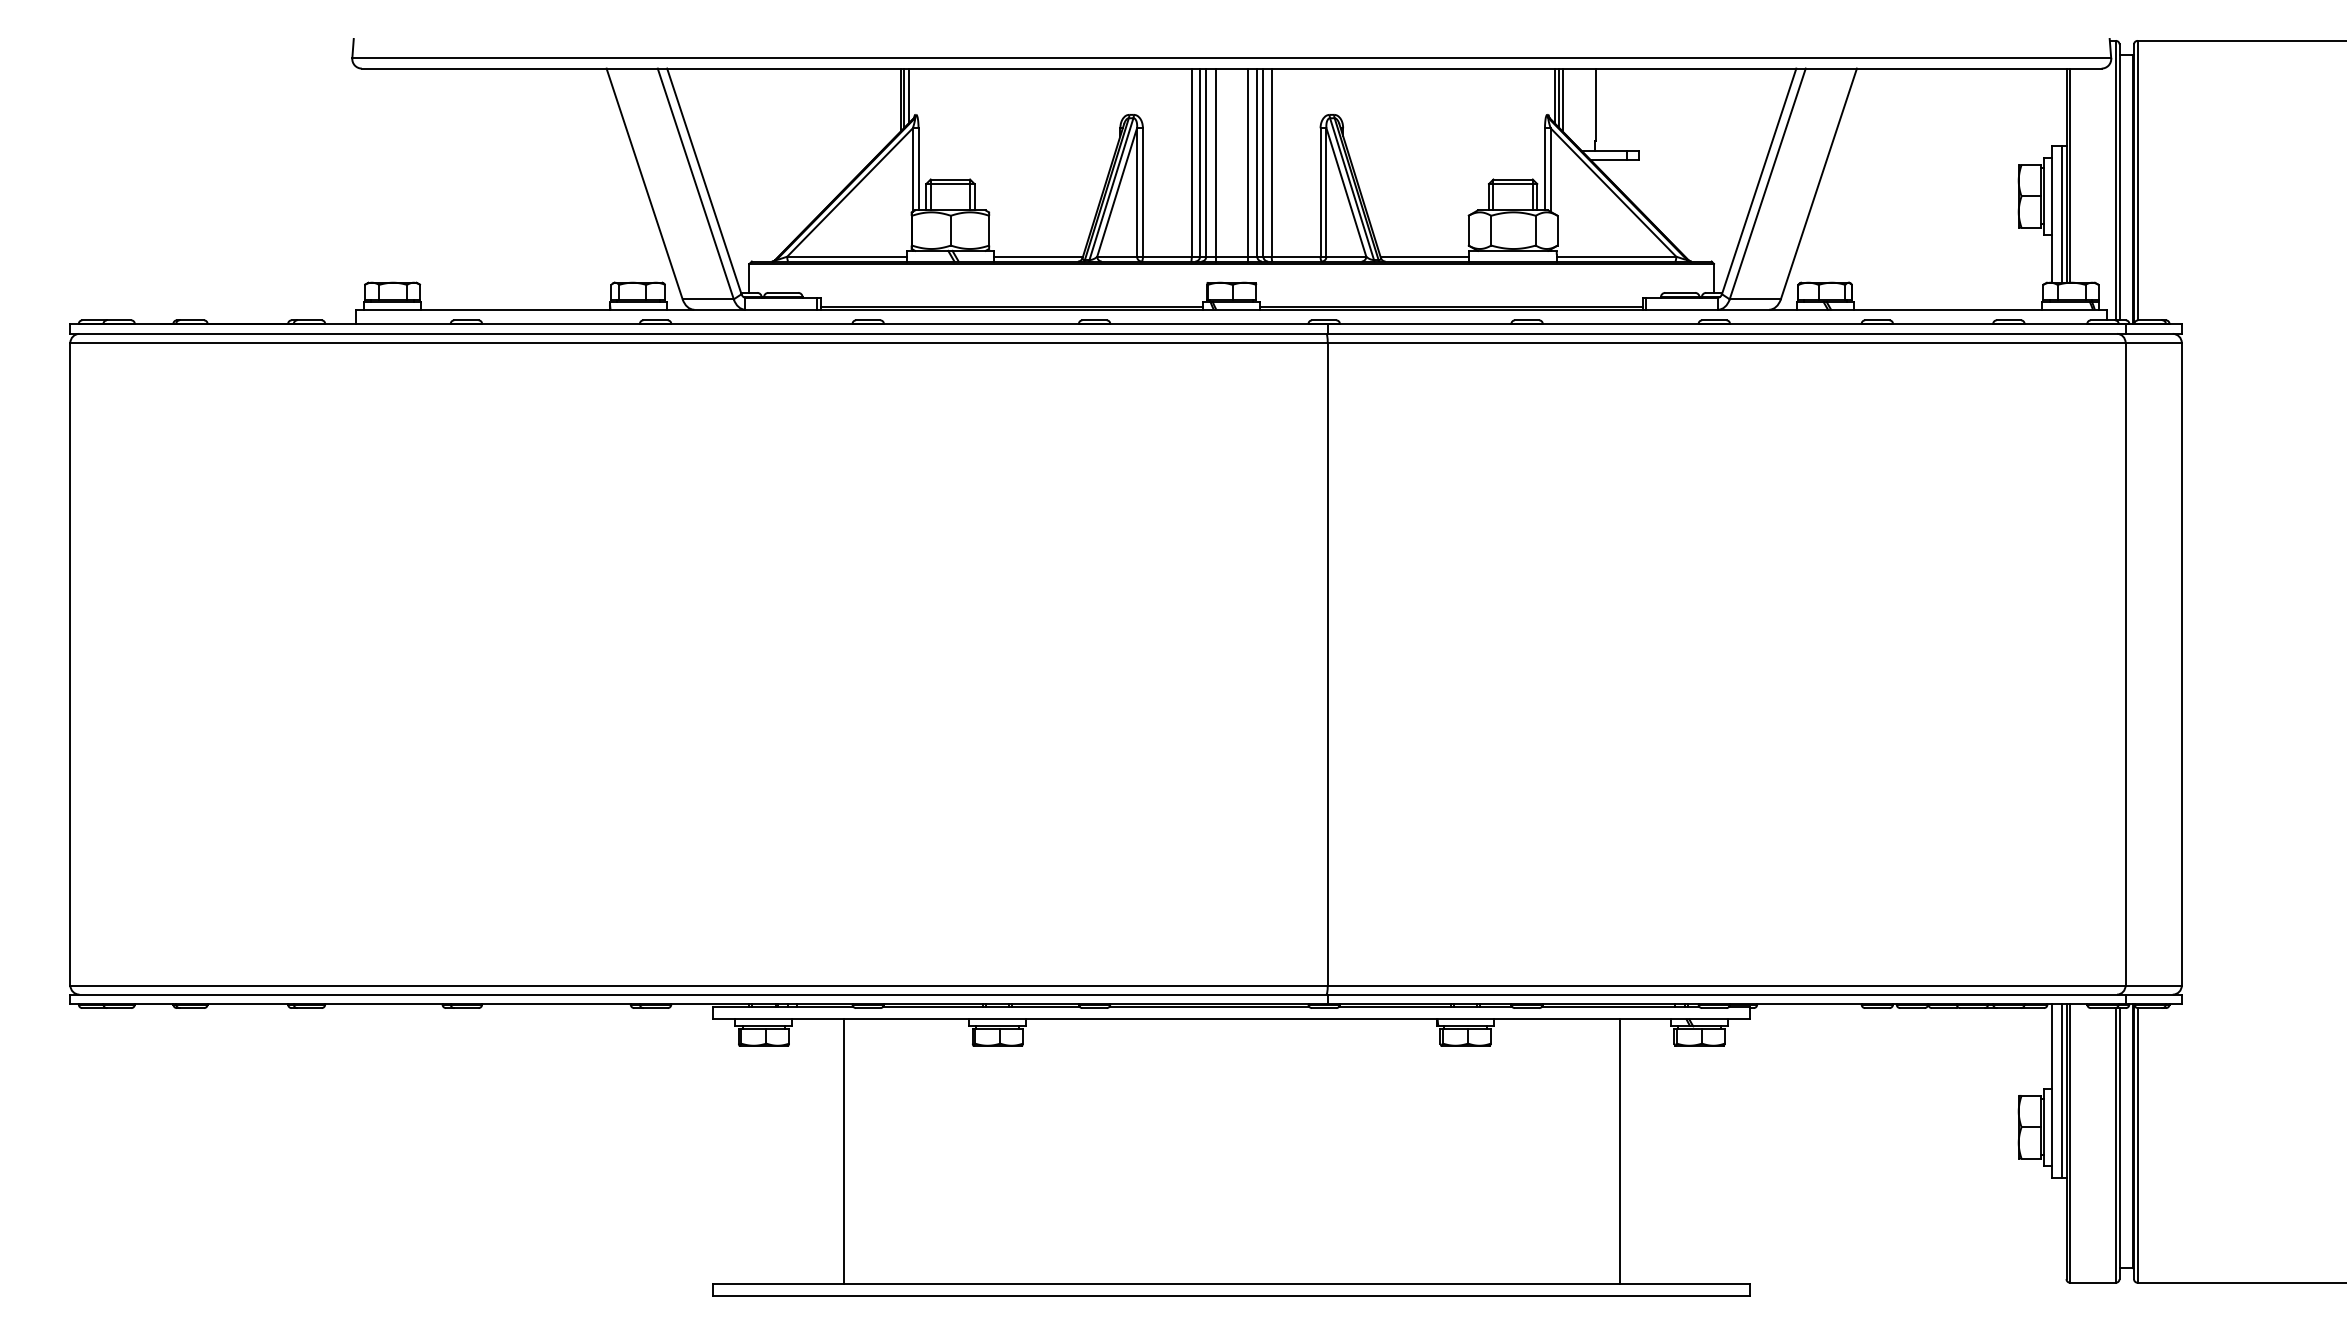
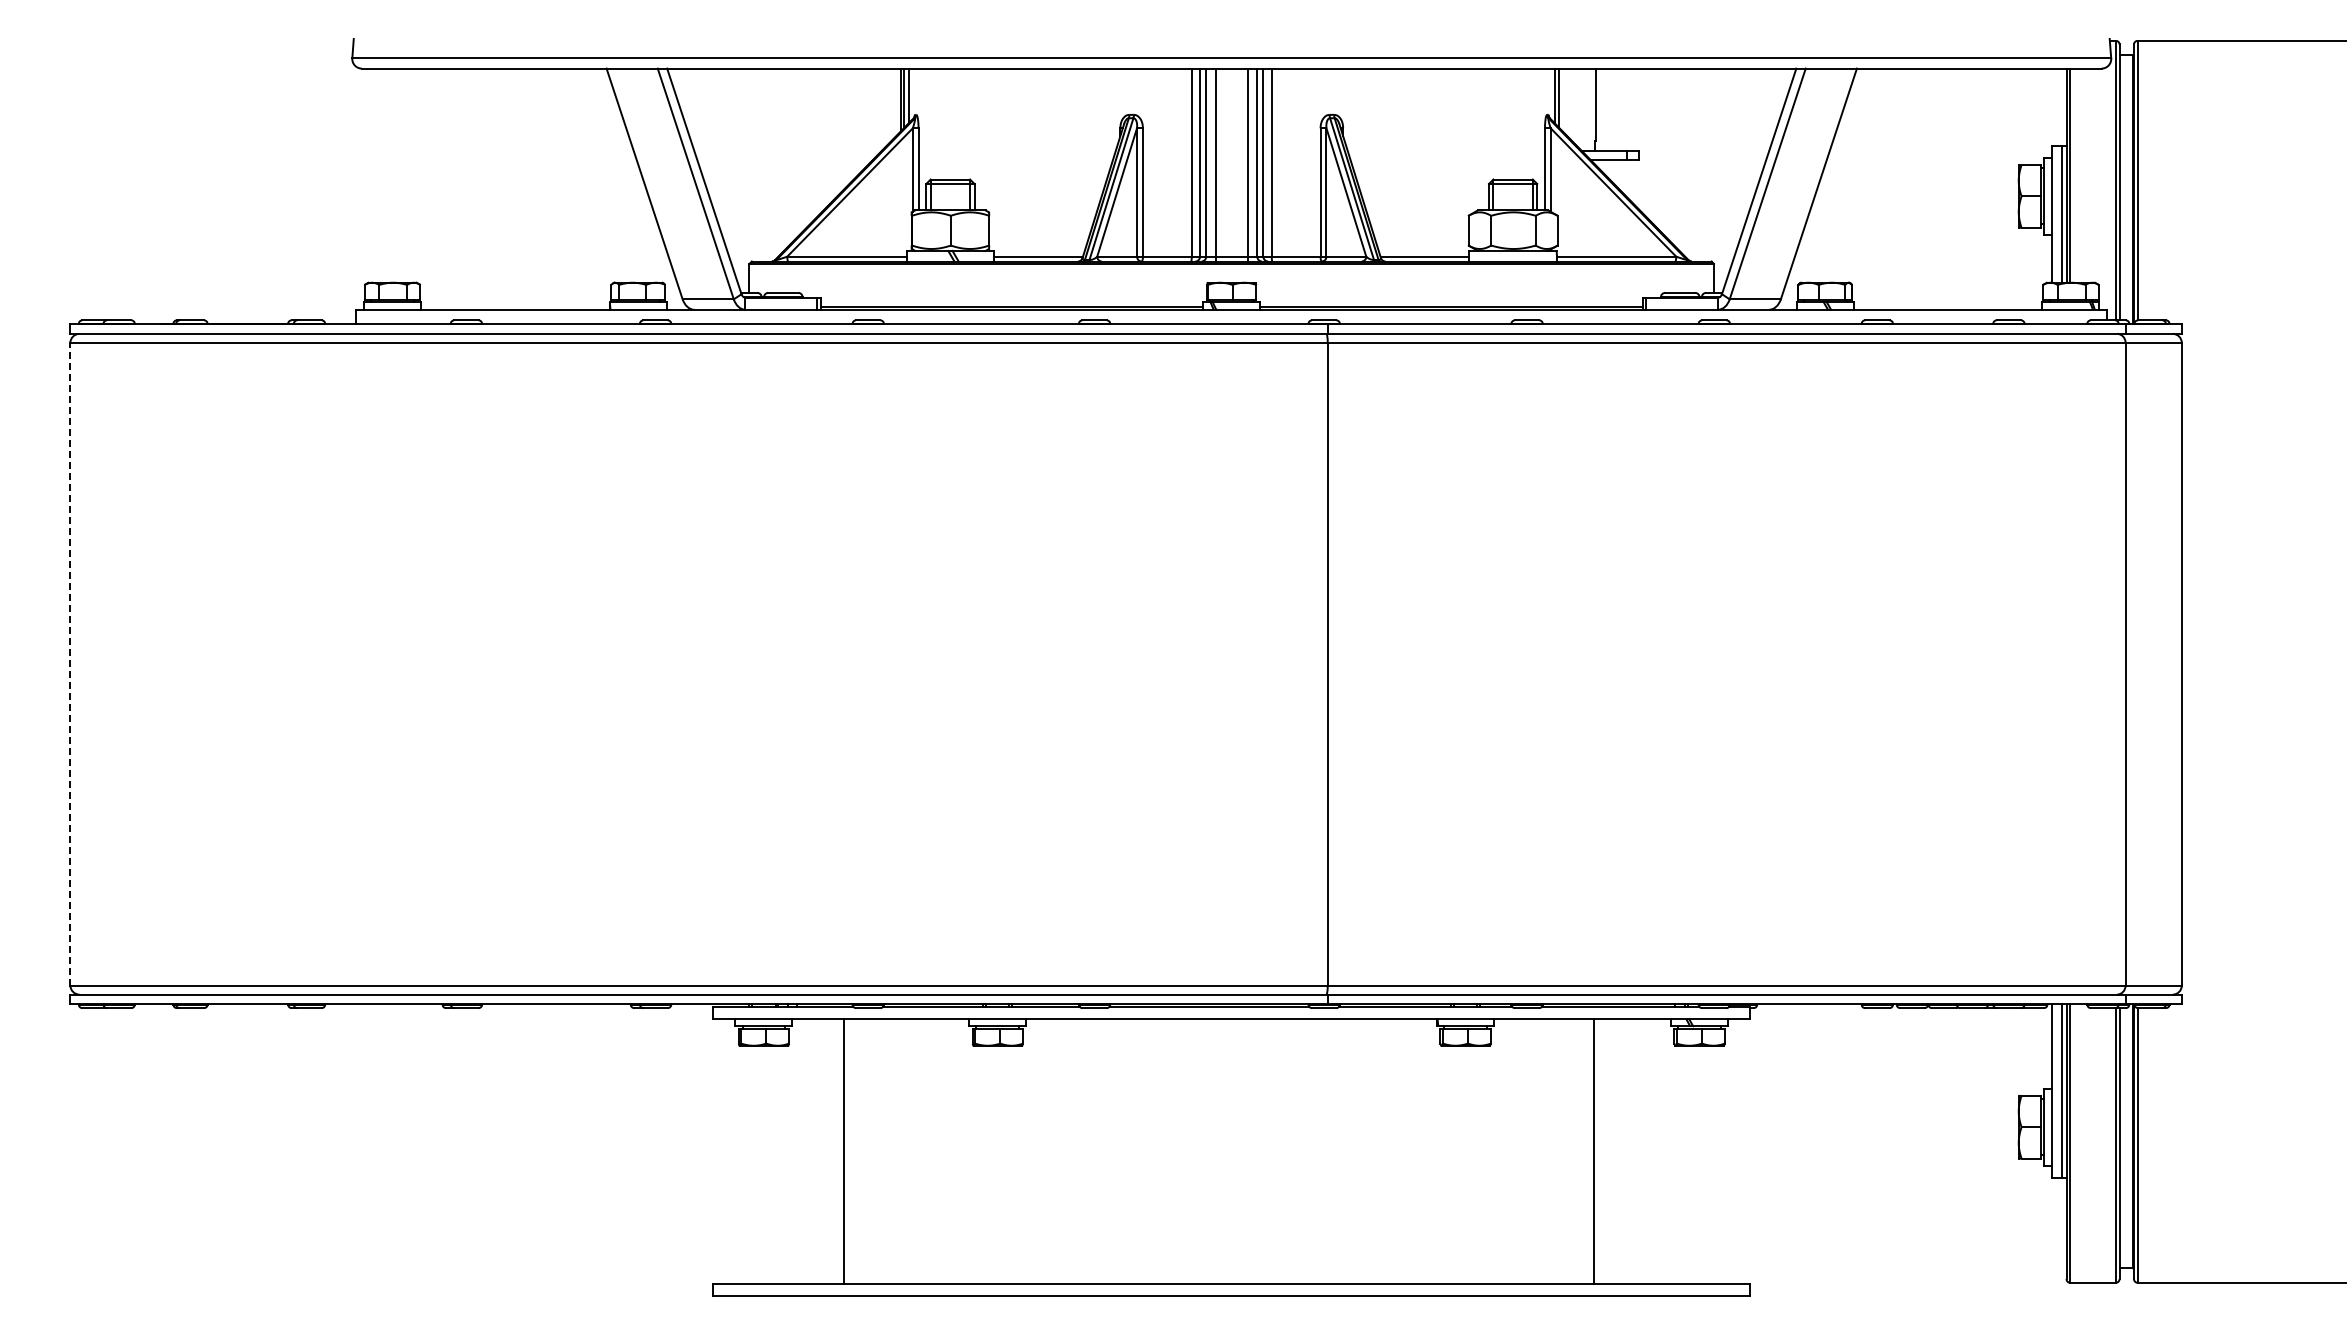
line: present -> none (1562, 99)
line: solid -> dashed (70, 663)
line position: (1619, 1150) -> (1593, 1150) (1593, 1150)
